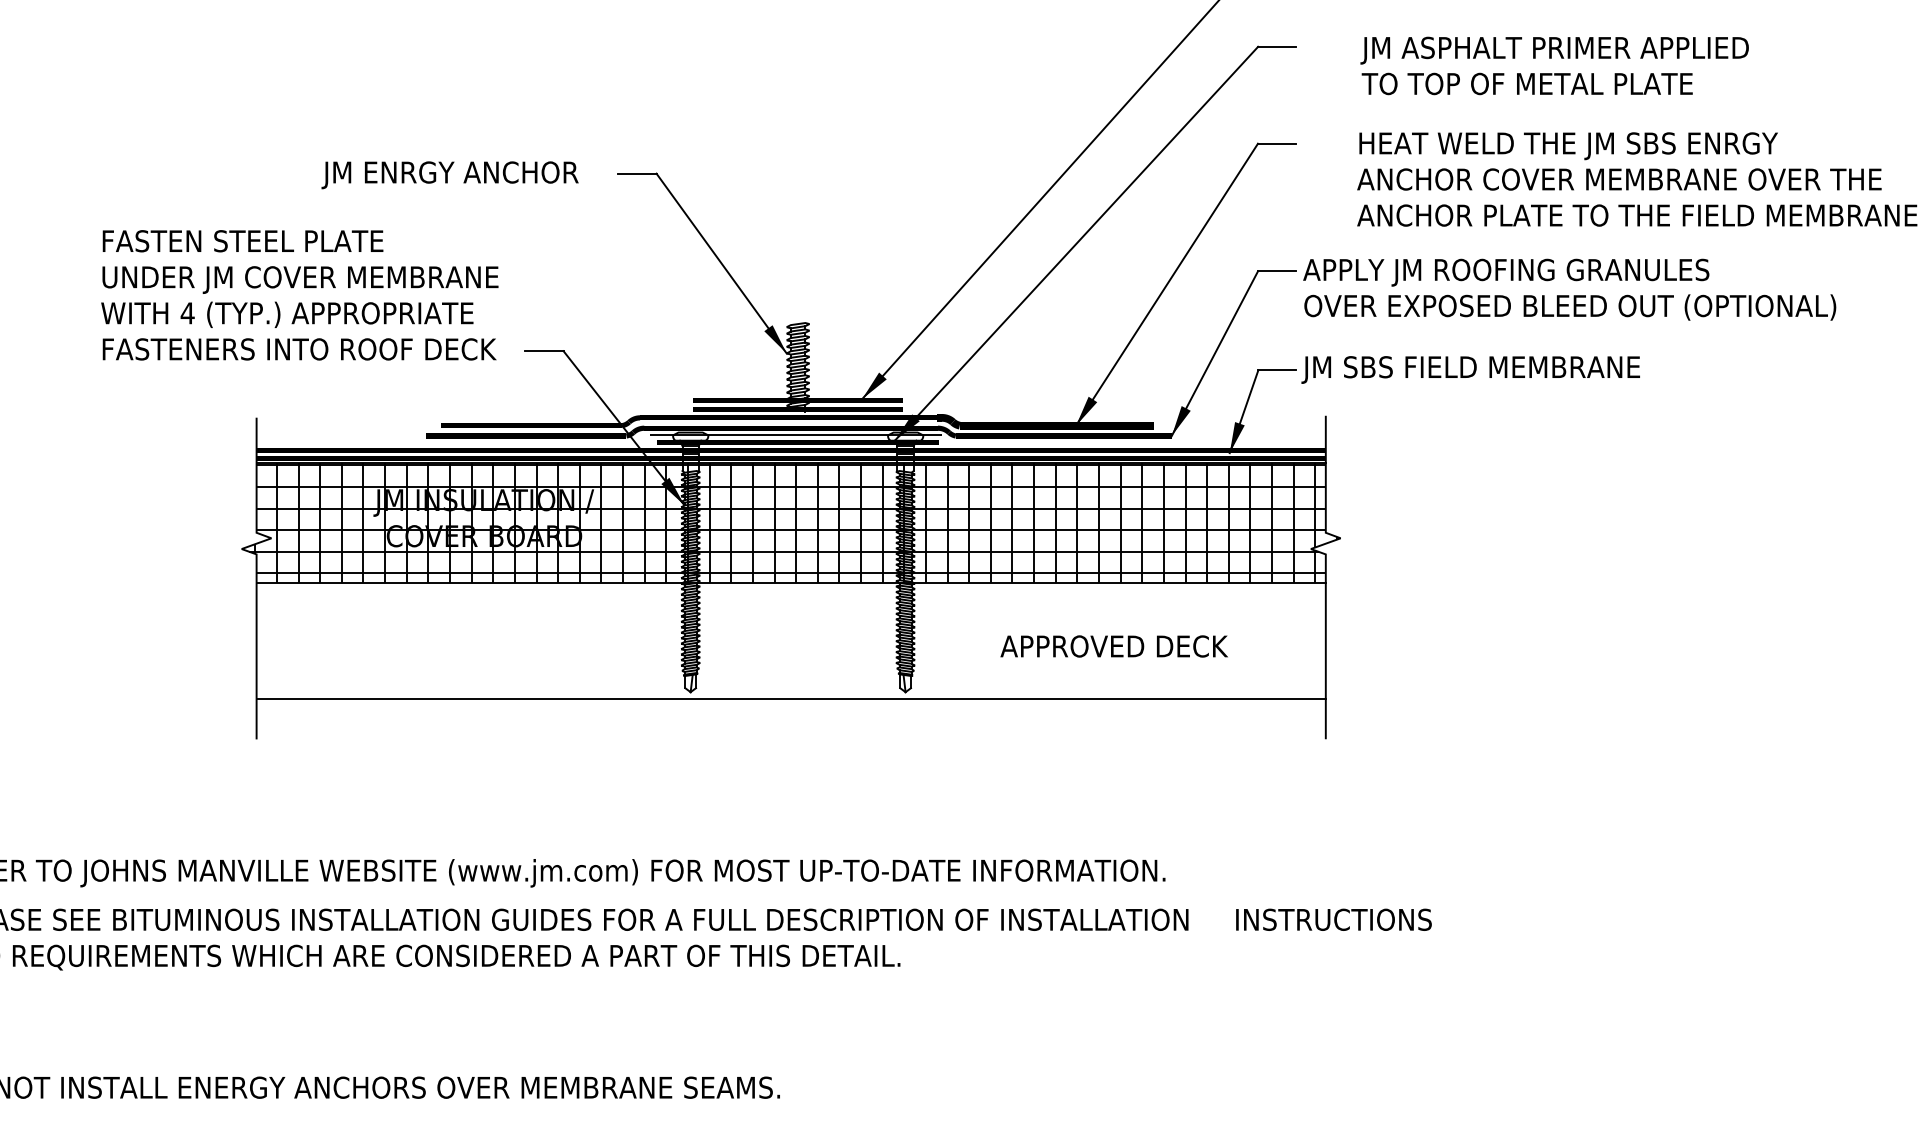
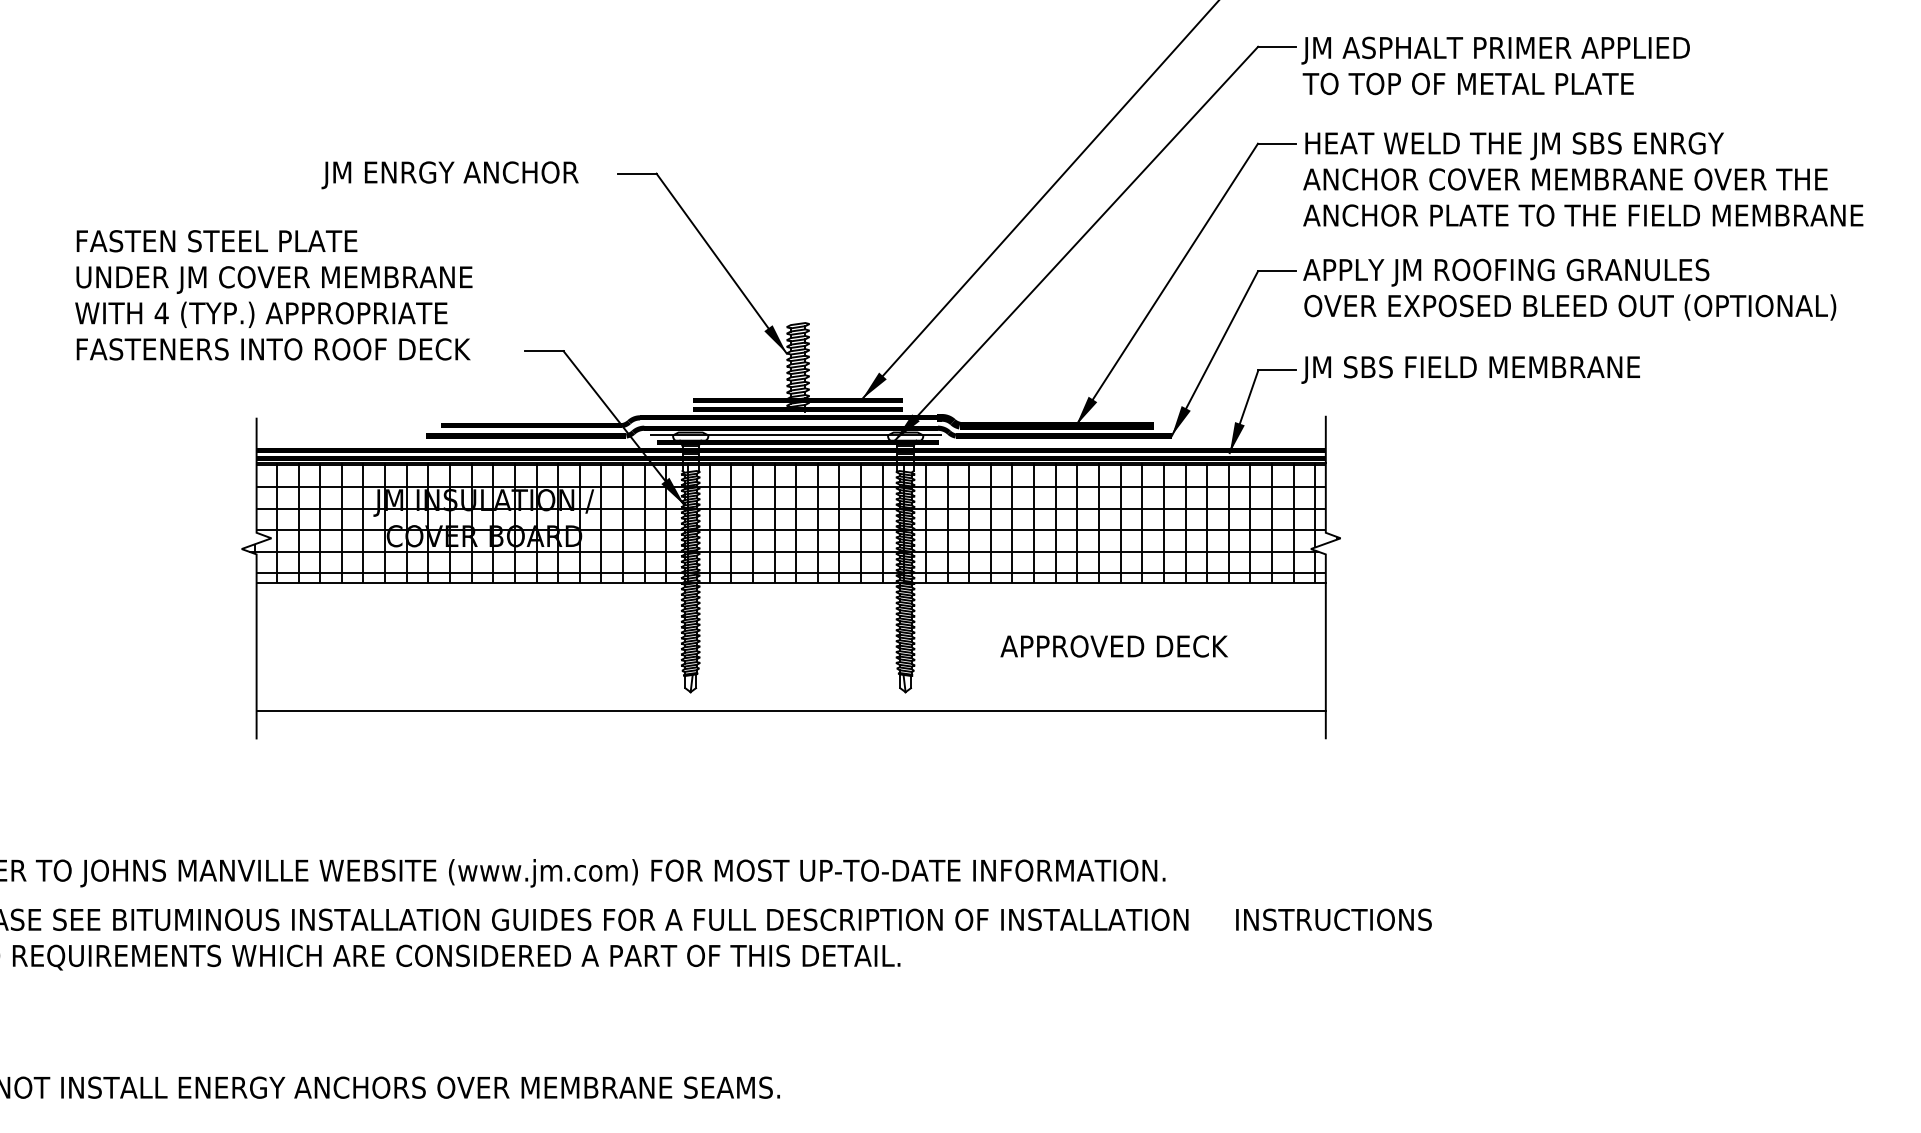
text position: (1554, 65) -> (1495, 65) (1495, 65)
text position: (1637, 179) -> (1583, 179) (1583, 179)
text position: (299, 295) -> (273, 295) (273, 295)
line position: (790, 699) -> (790, 711) (790, 711)
